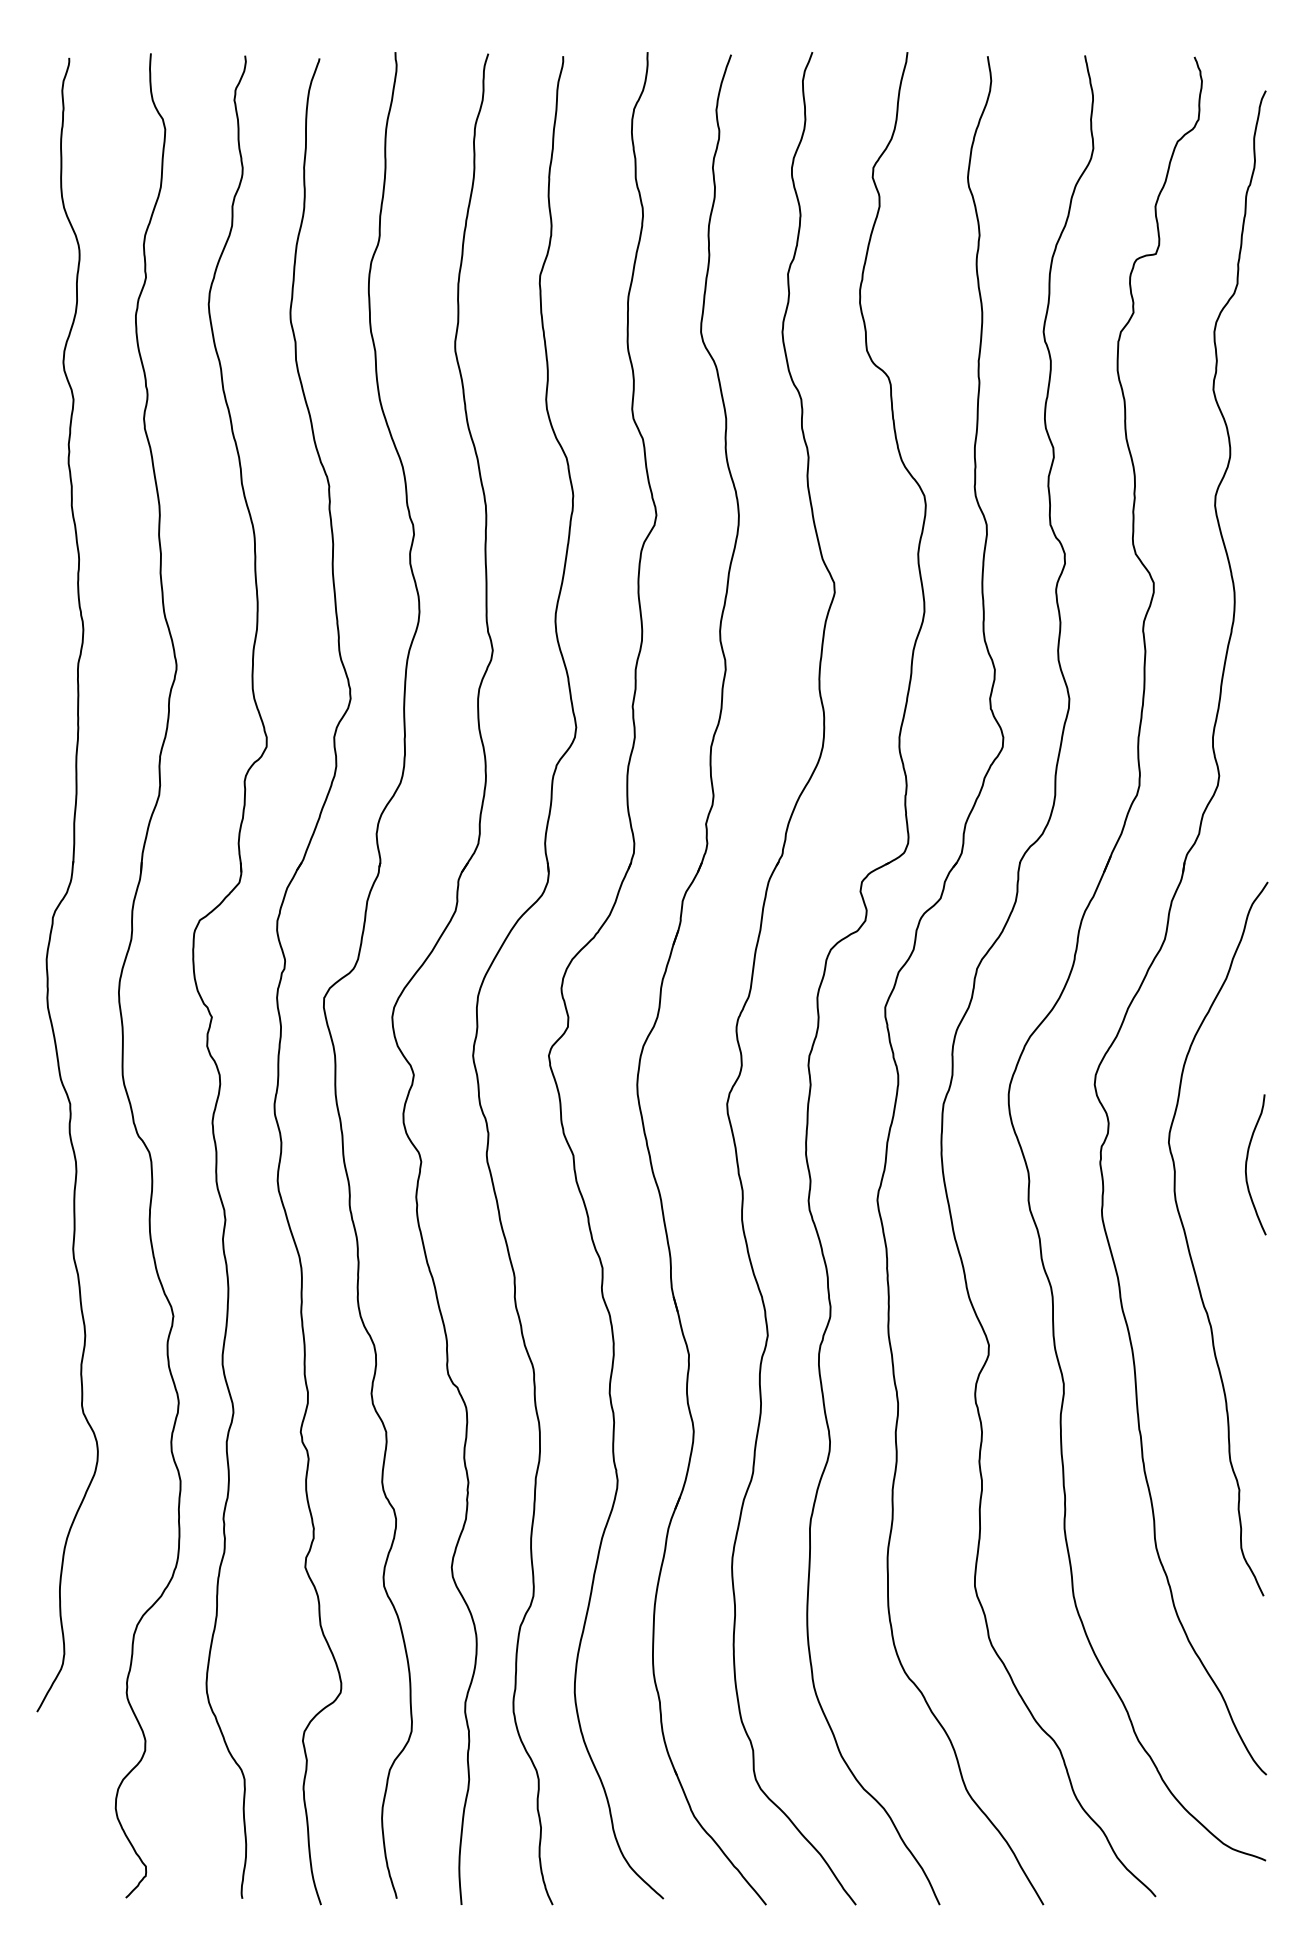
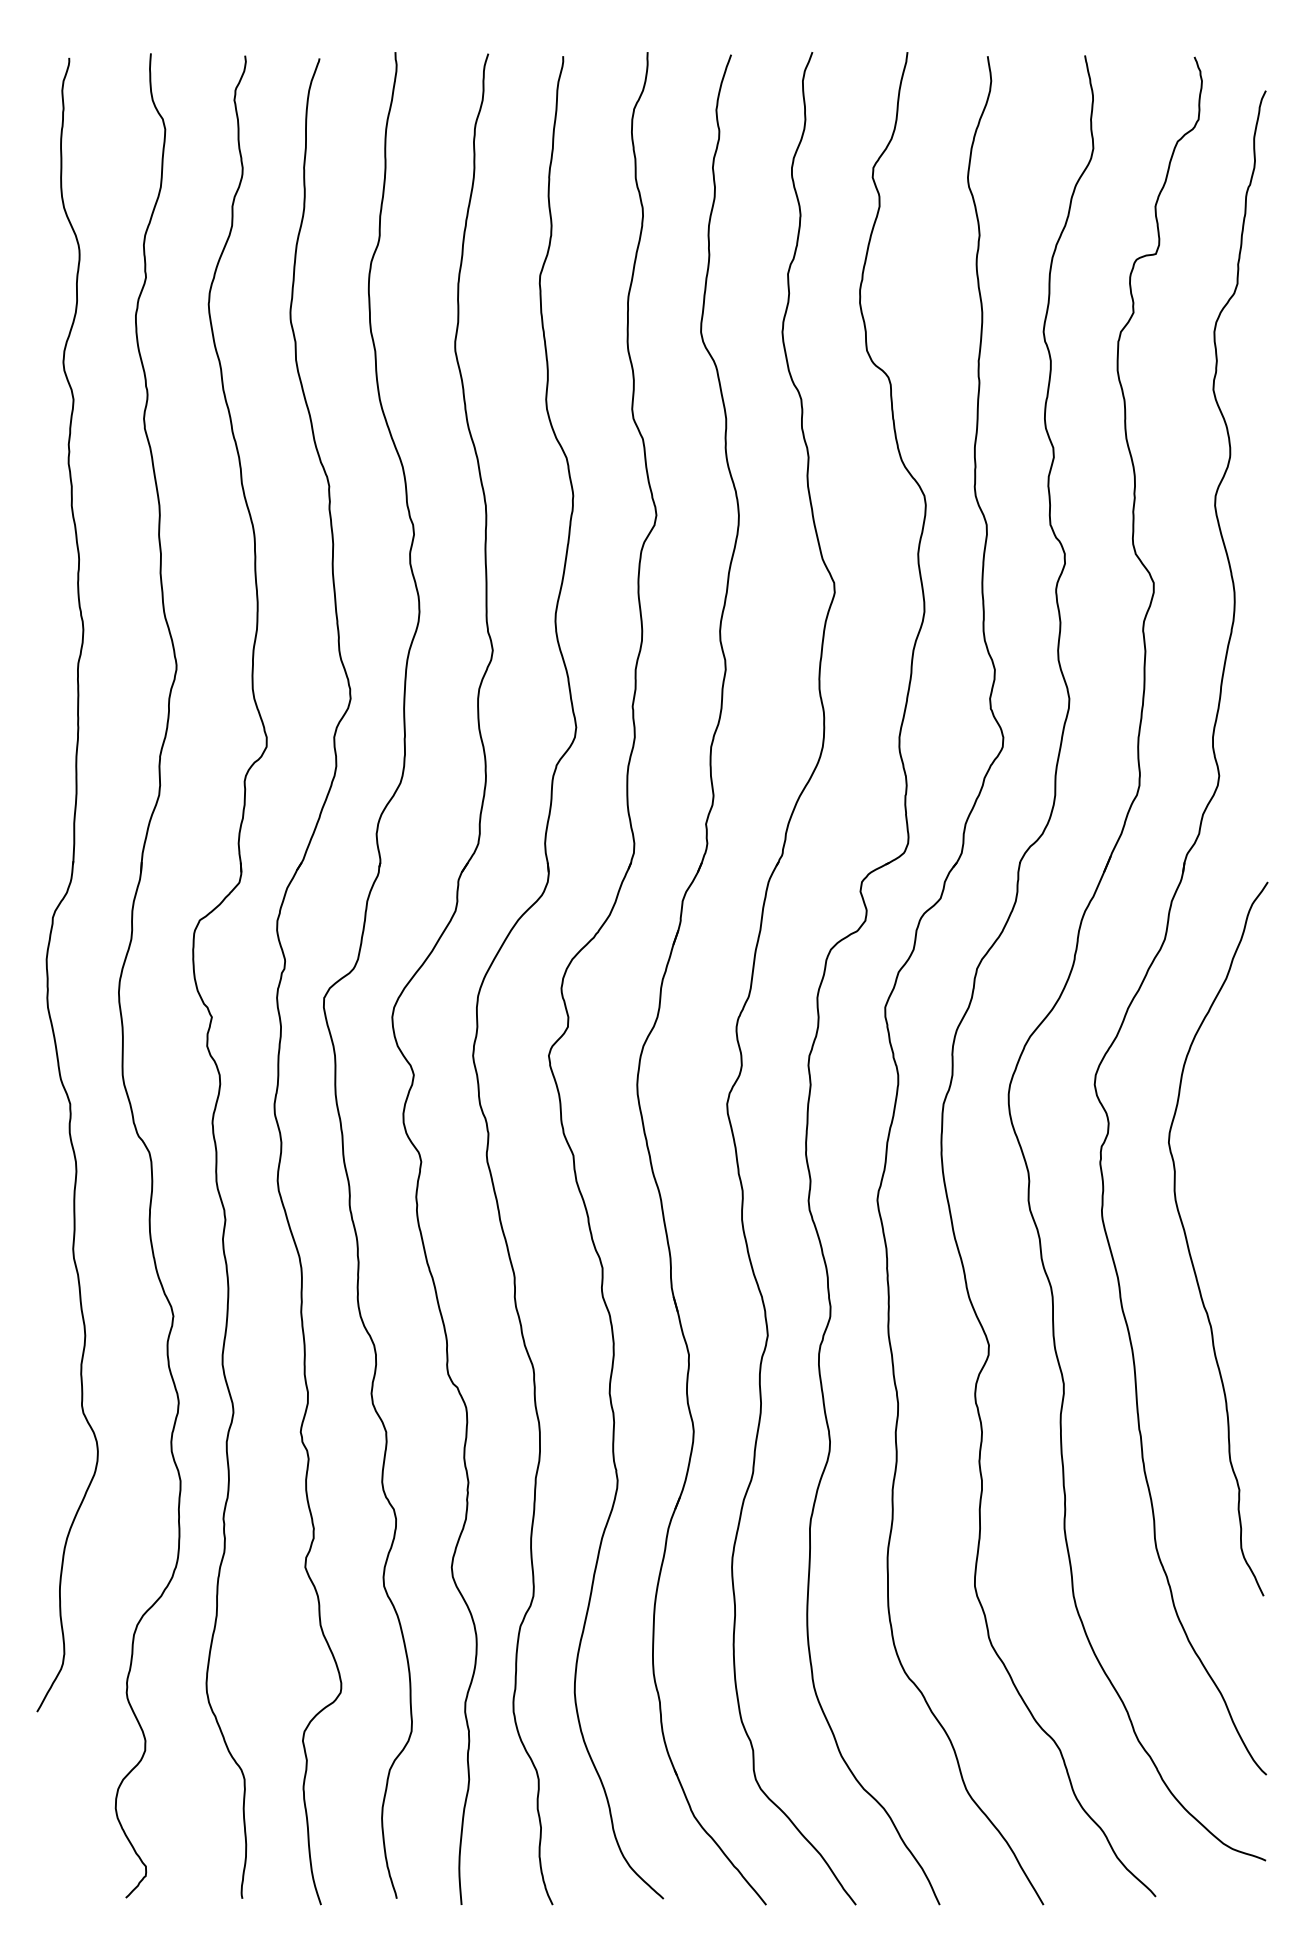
curve: present -> none (1247, 1163)
